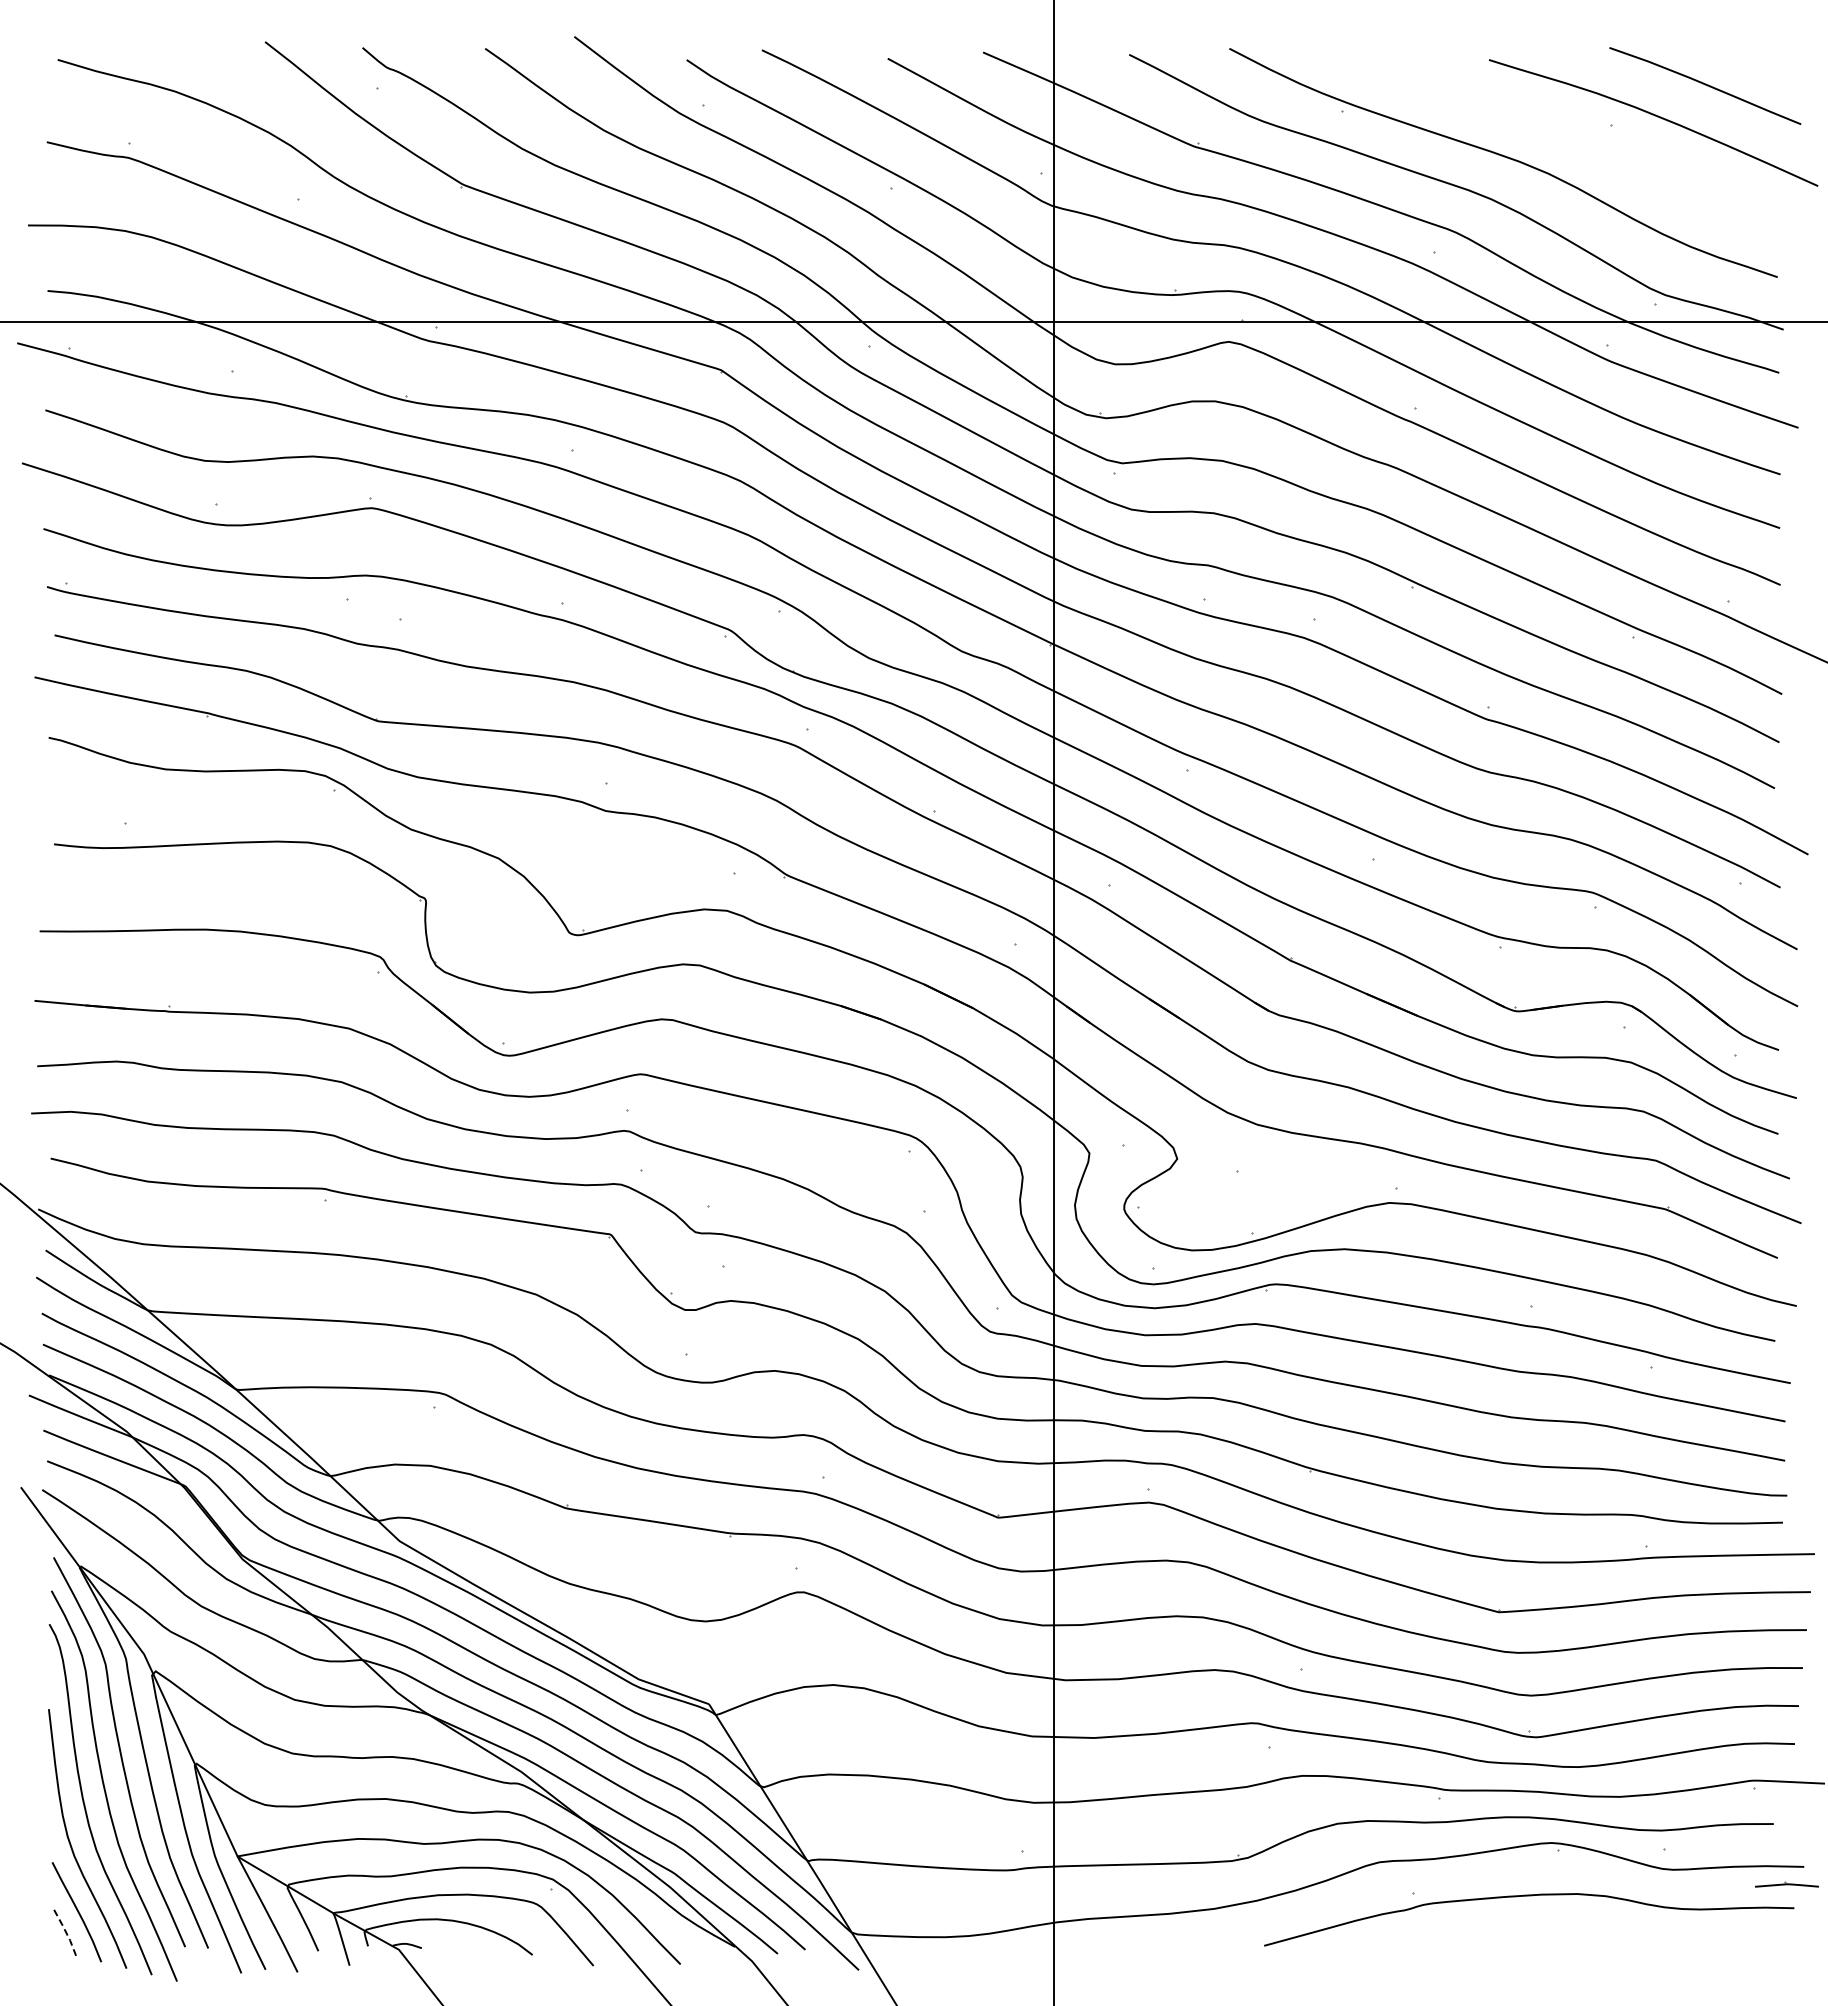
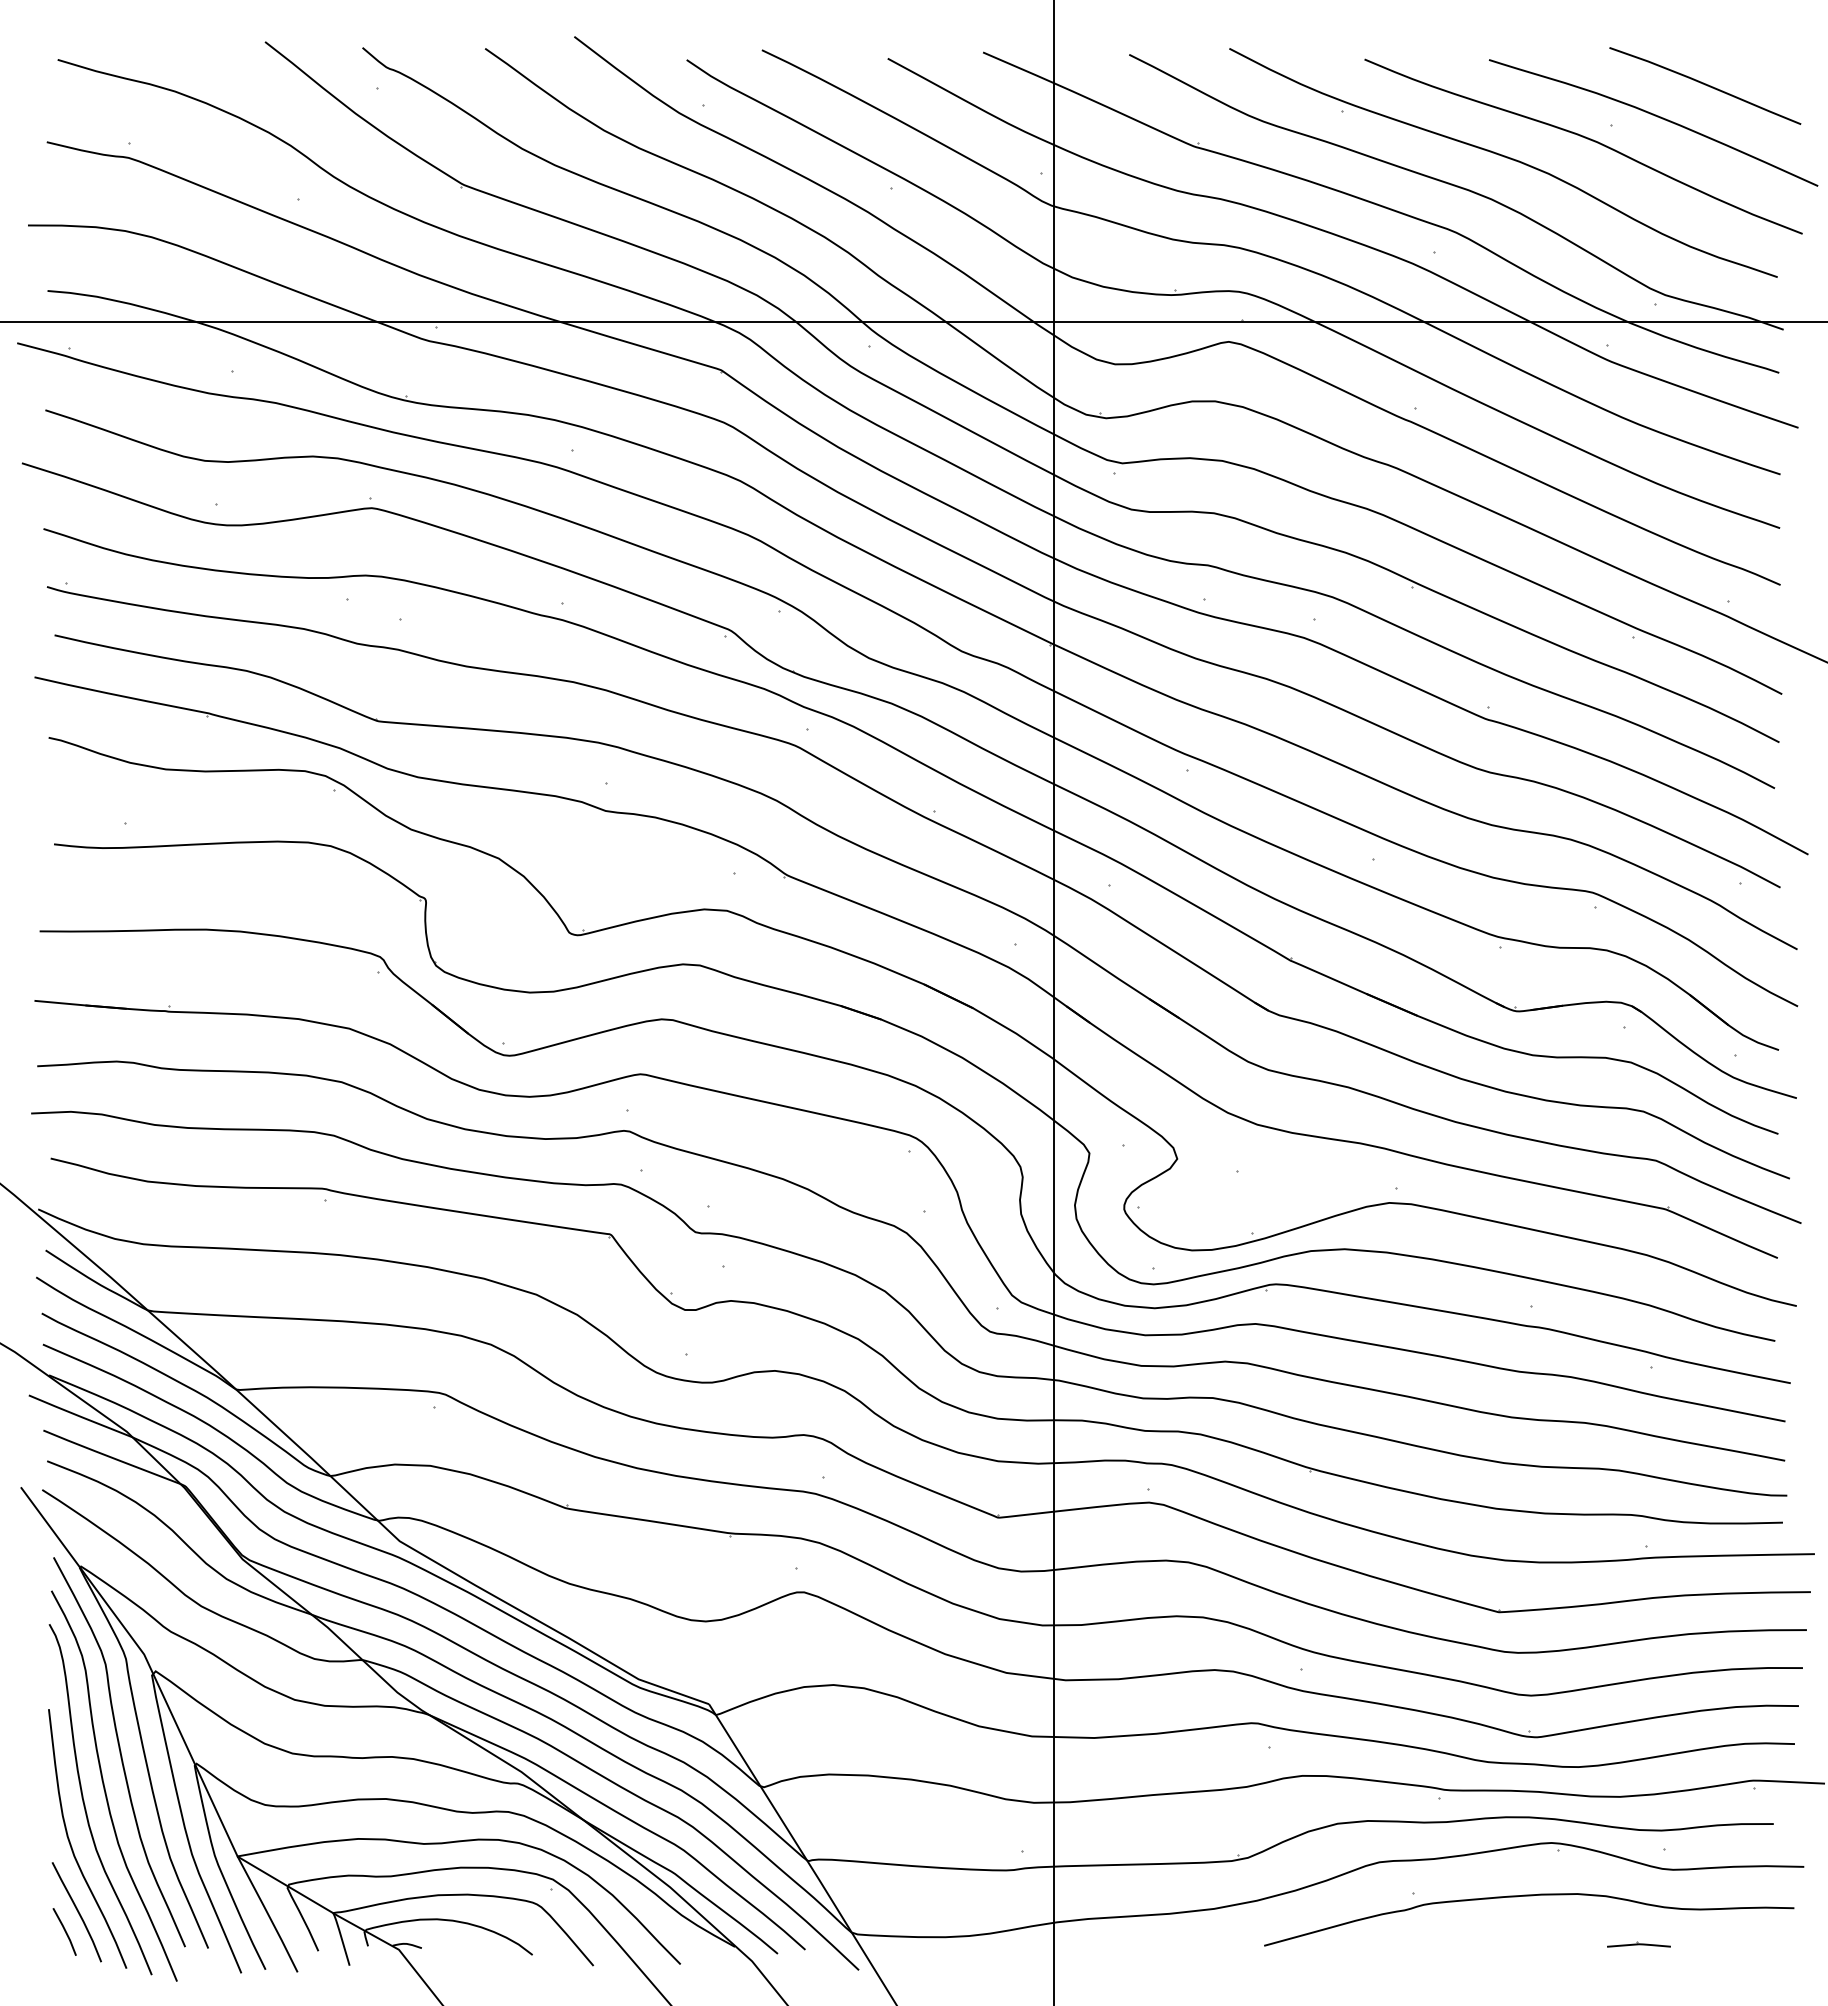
curve: none -> present (1584, 138)
part position: (1786, 1884) -> (1638, 1944) (1638, 1944)
line: dashed -> solid (65, 1930)
